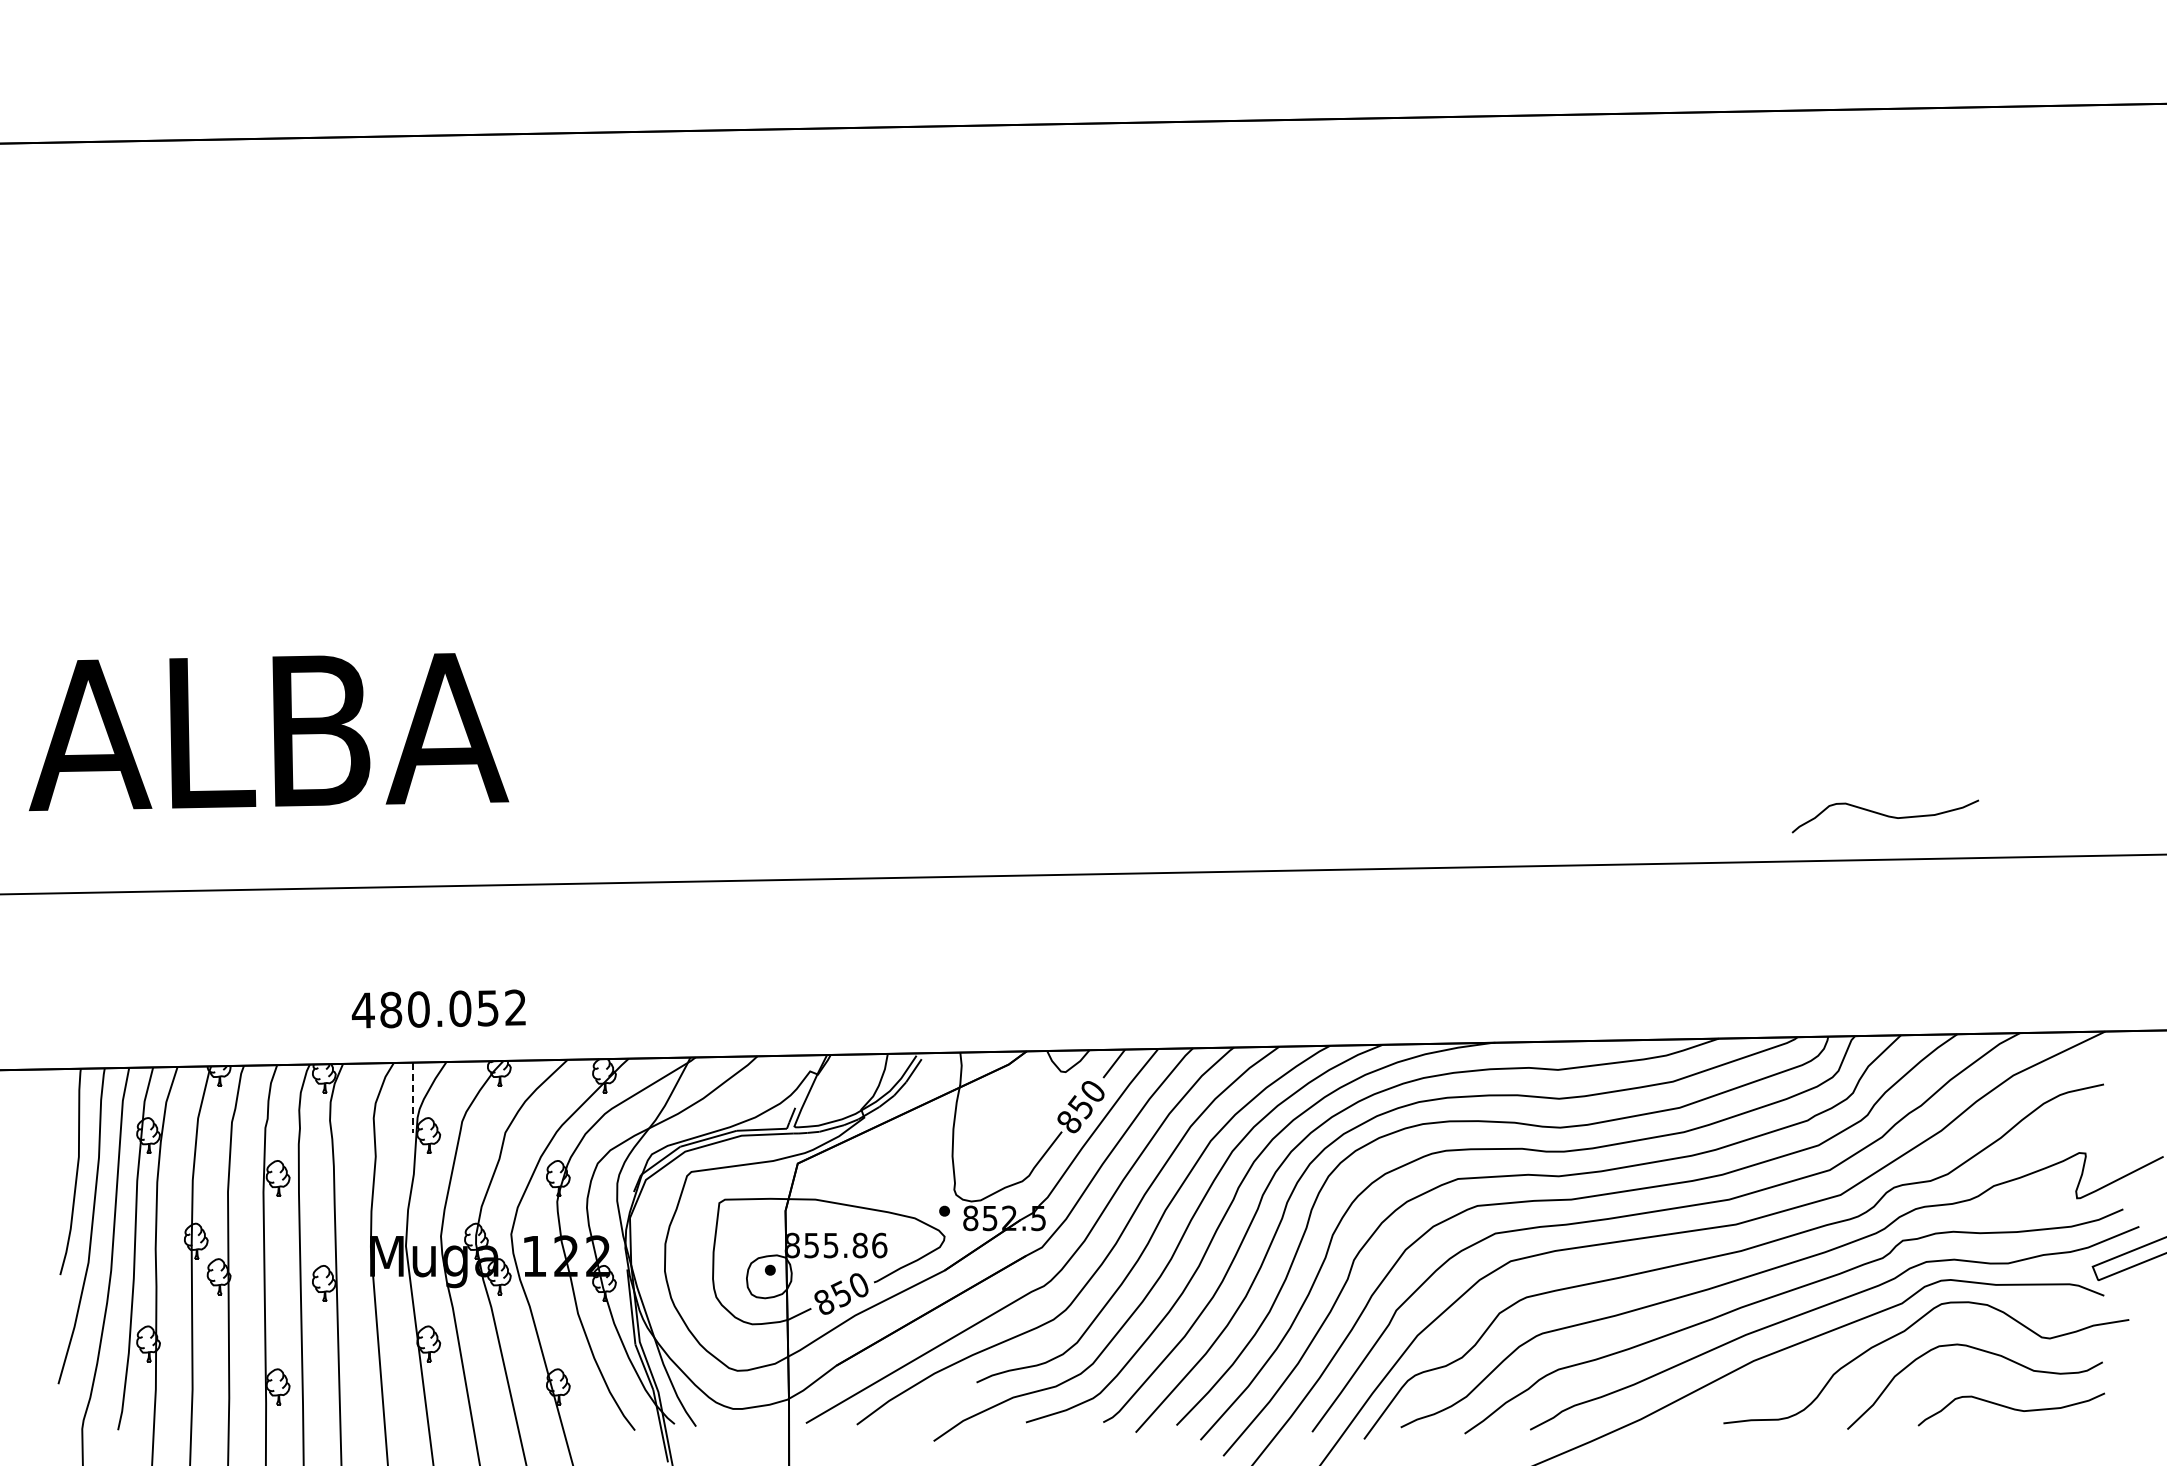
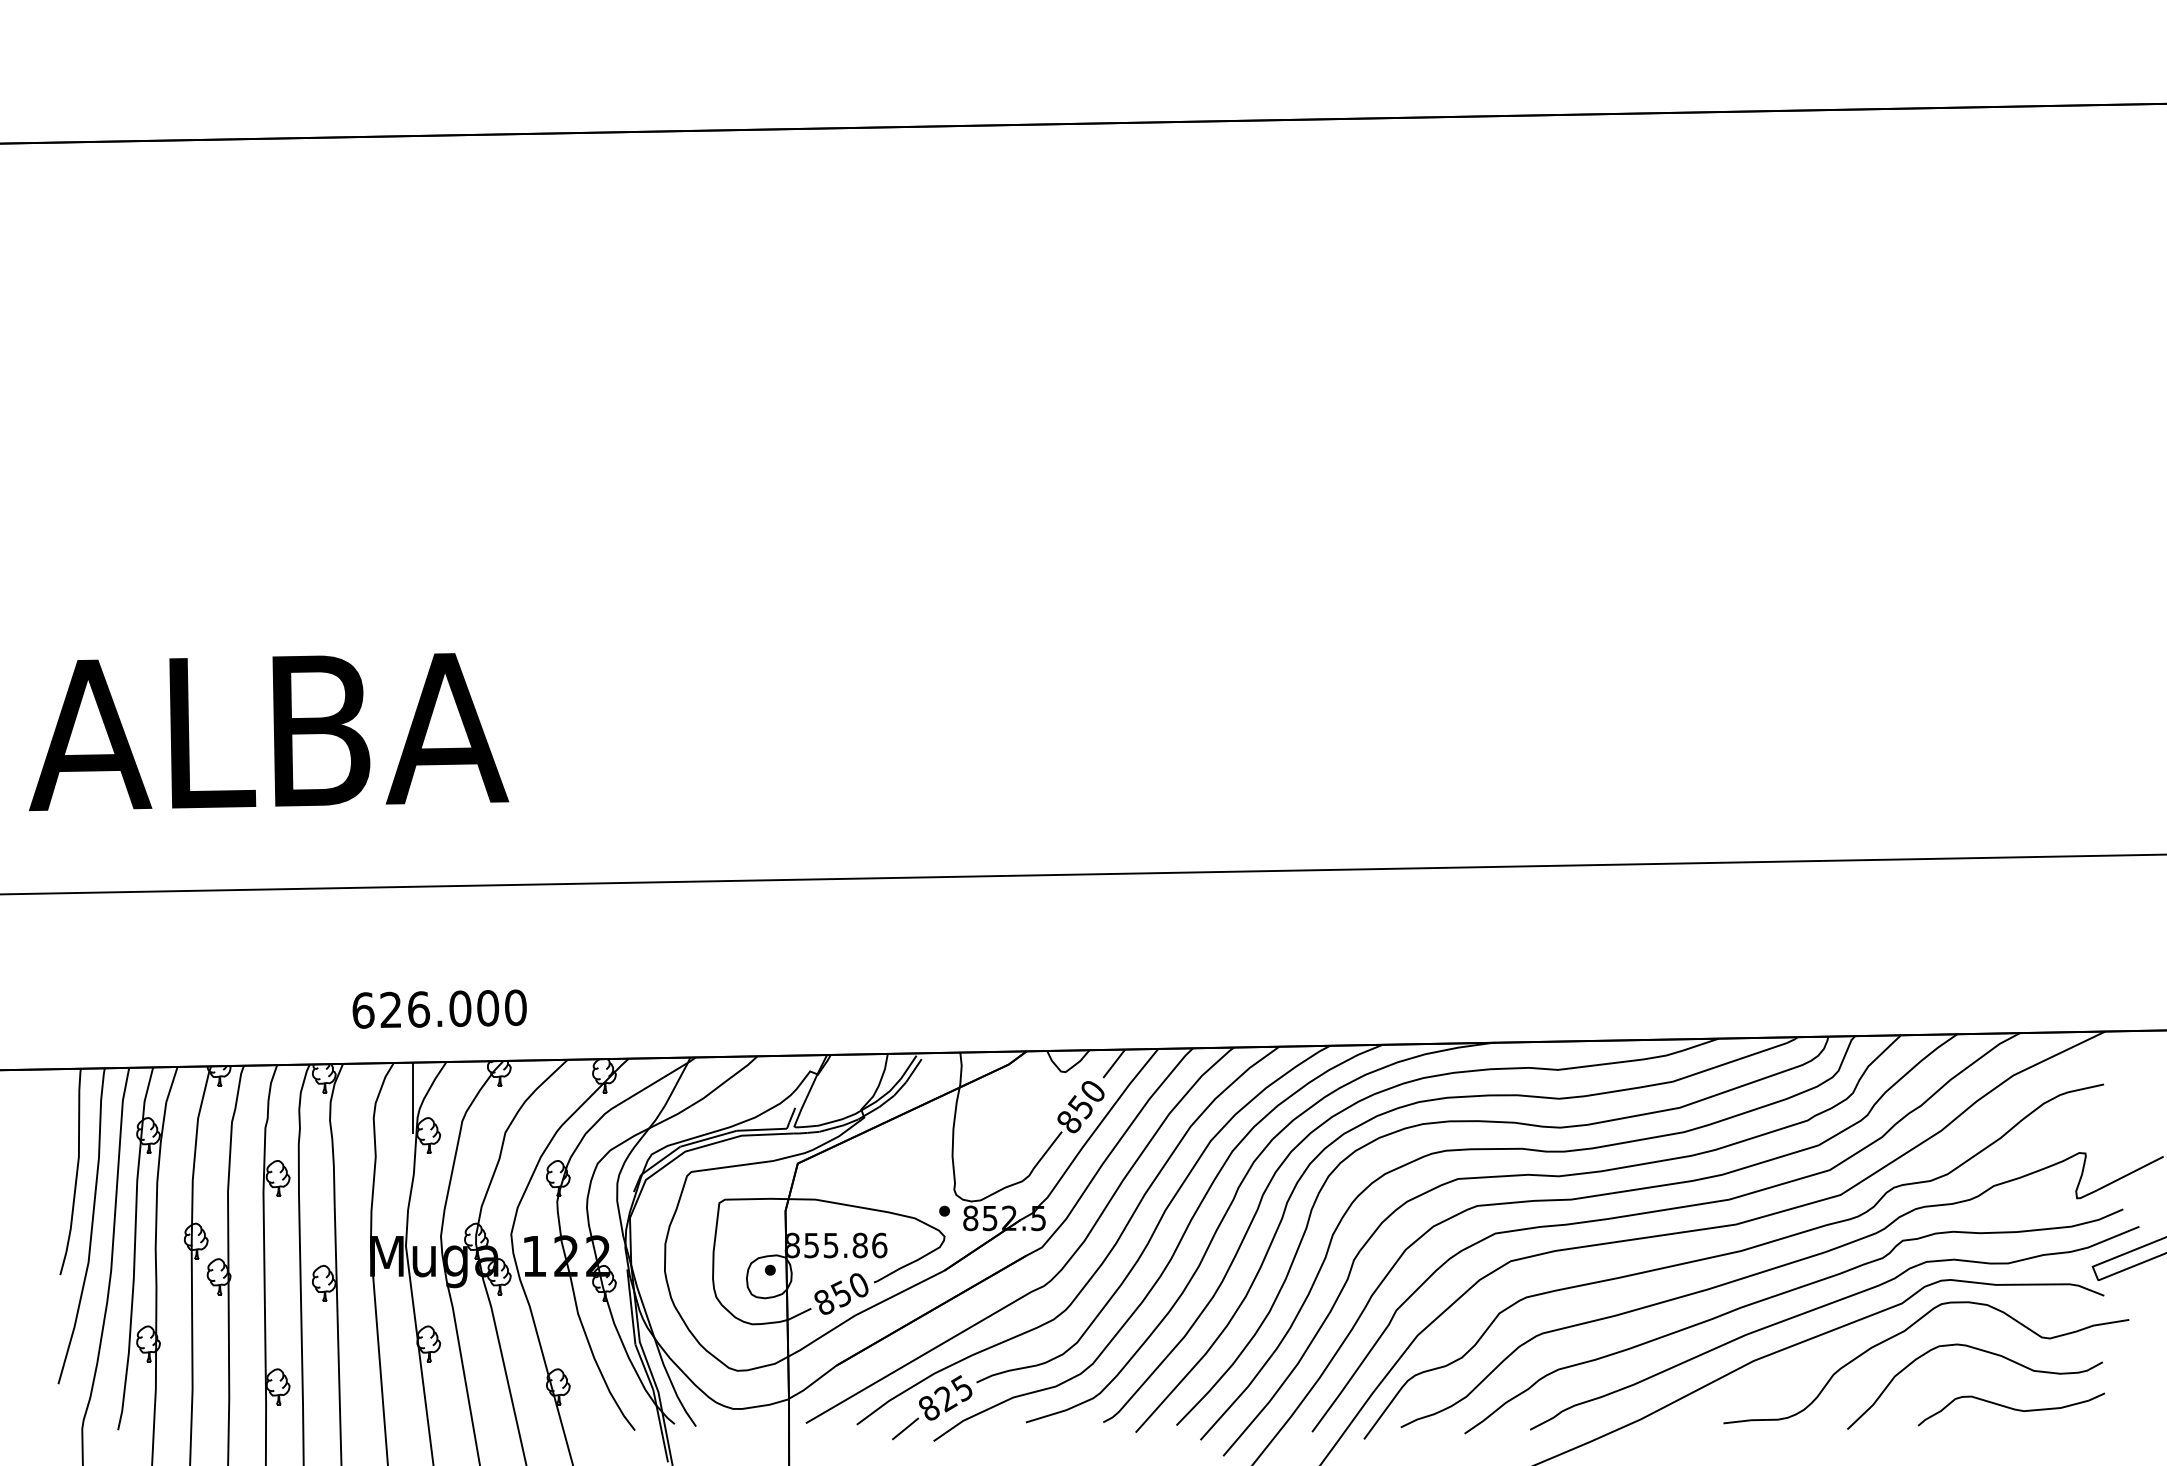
curve: present -> none (1884, 816)
text: 480.052 -> 626.000 (438, 1008)
line: dashed -> solid (412, 1098)
part: none -> present (932, 1407)
